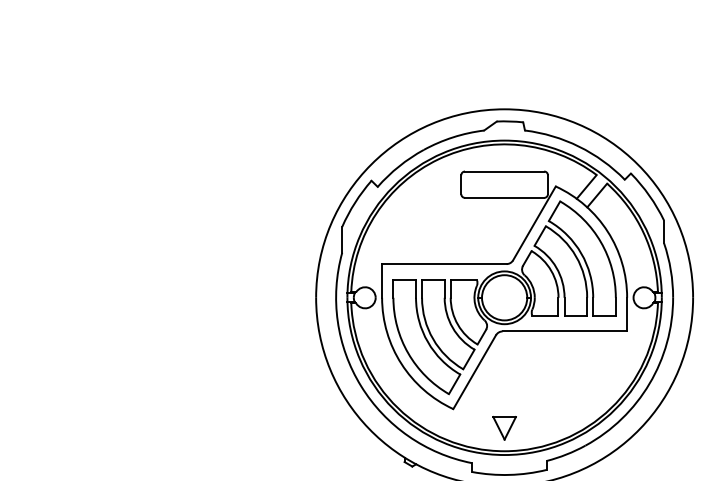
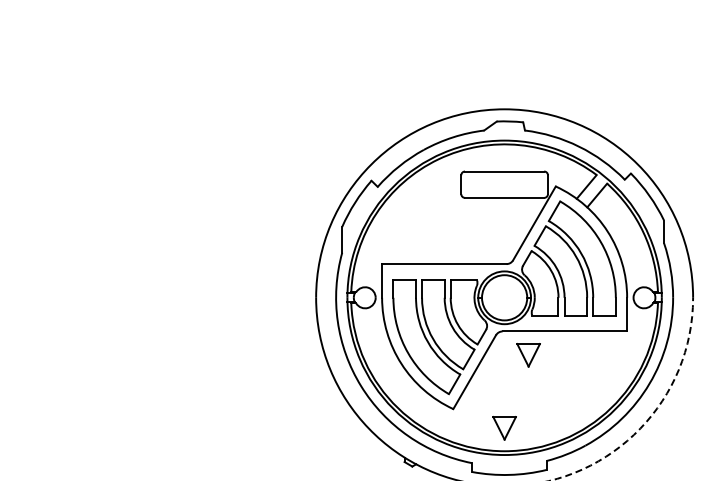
part: none -> present (528, 355)
arc: solid -> dashed (652, 414)
